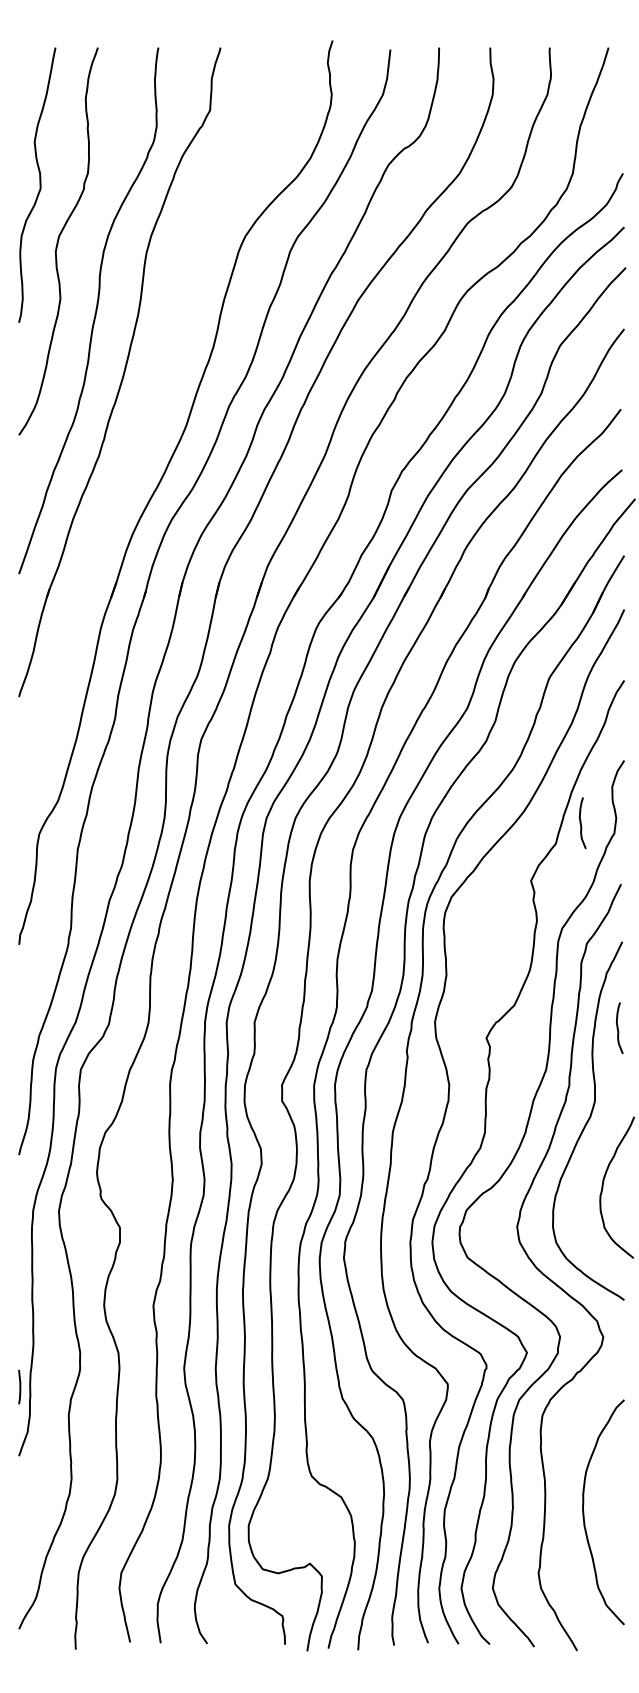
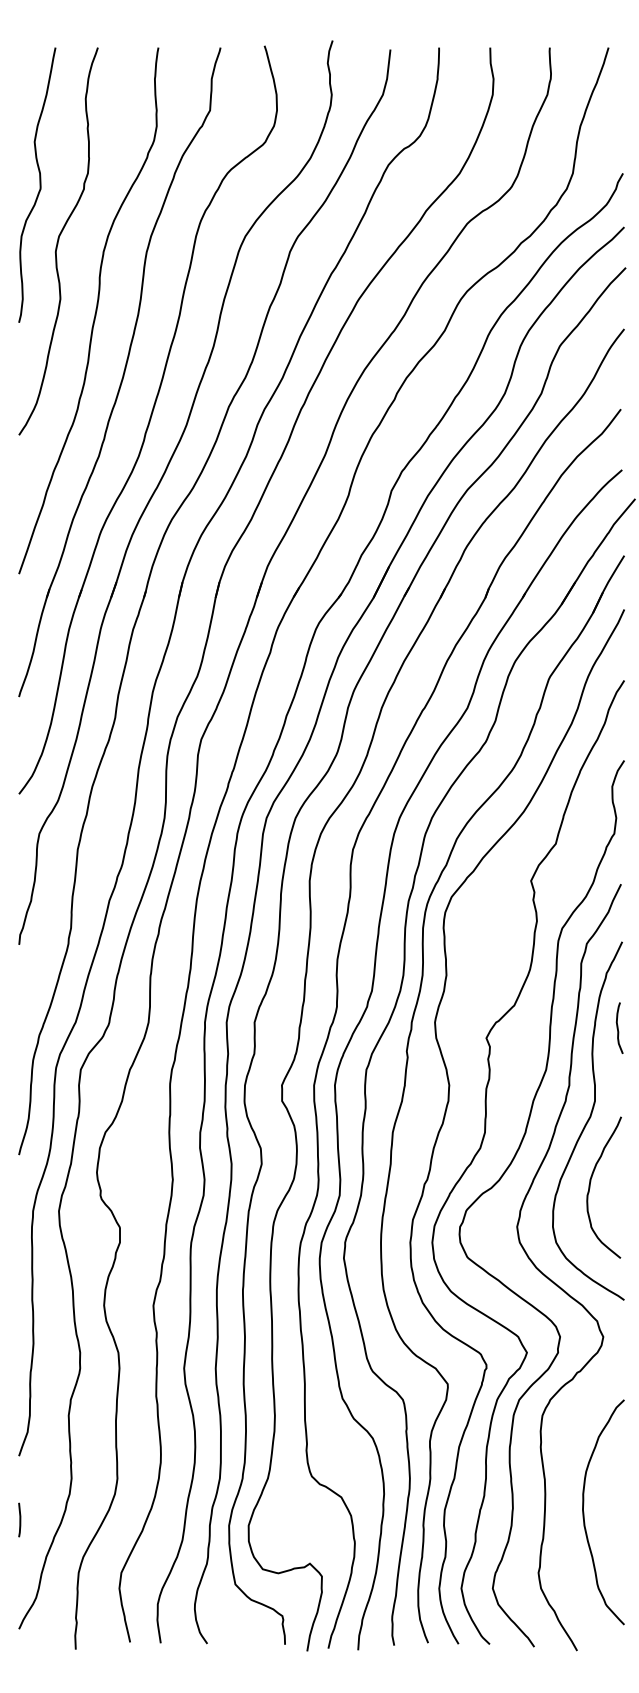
part: none -> present (147, 419)
curve: present -> none (581, 822)
curve position: (603, 1187) -> (590, 1187) (590, 1187)
line position: (19, 1386) -> (19, 1519) (19, 1519)
